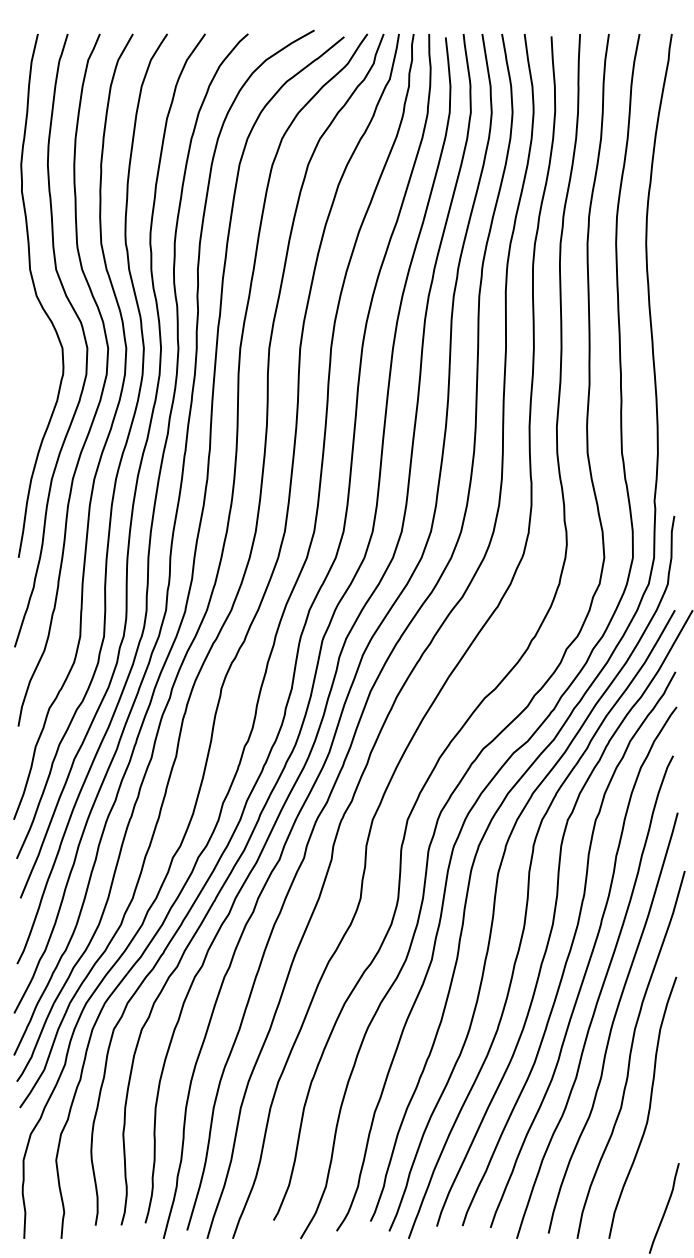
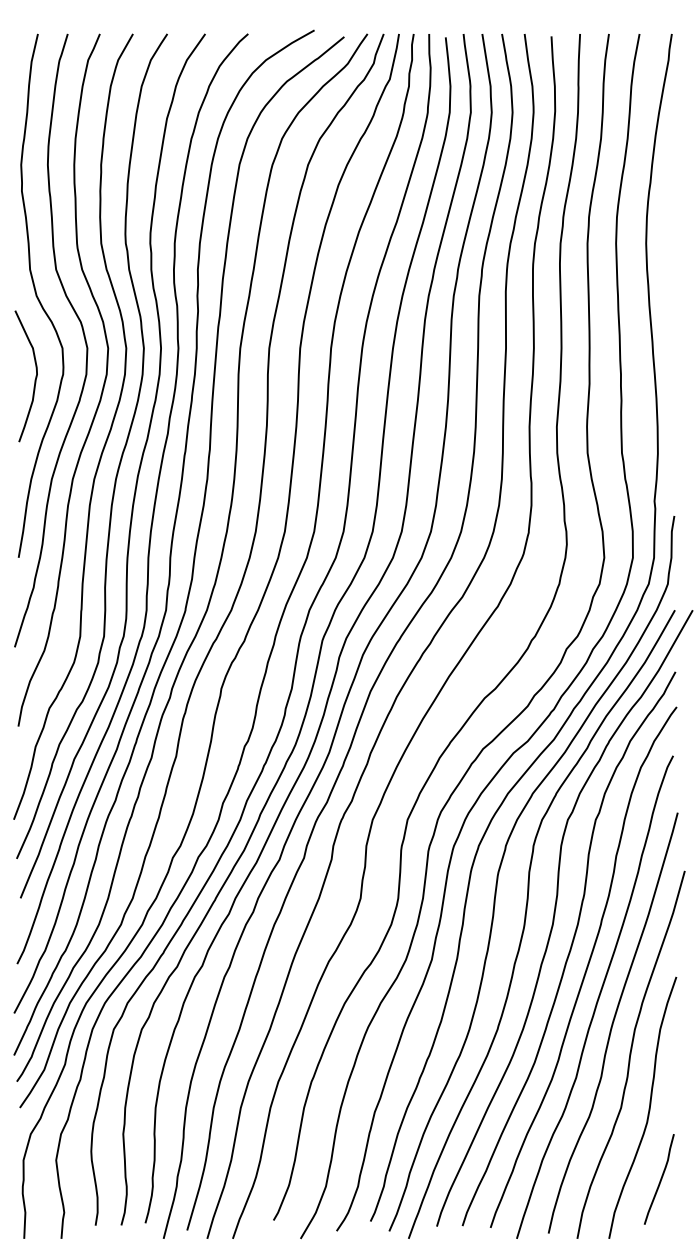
curve: none -> present (34, 379)
curve position: (664, 1209) -> (659, 1180) (659, 1180)
